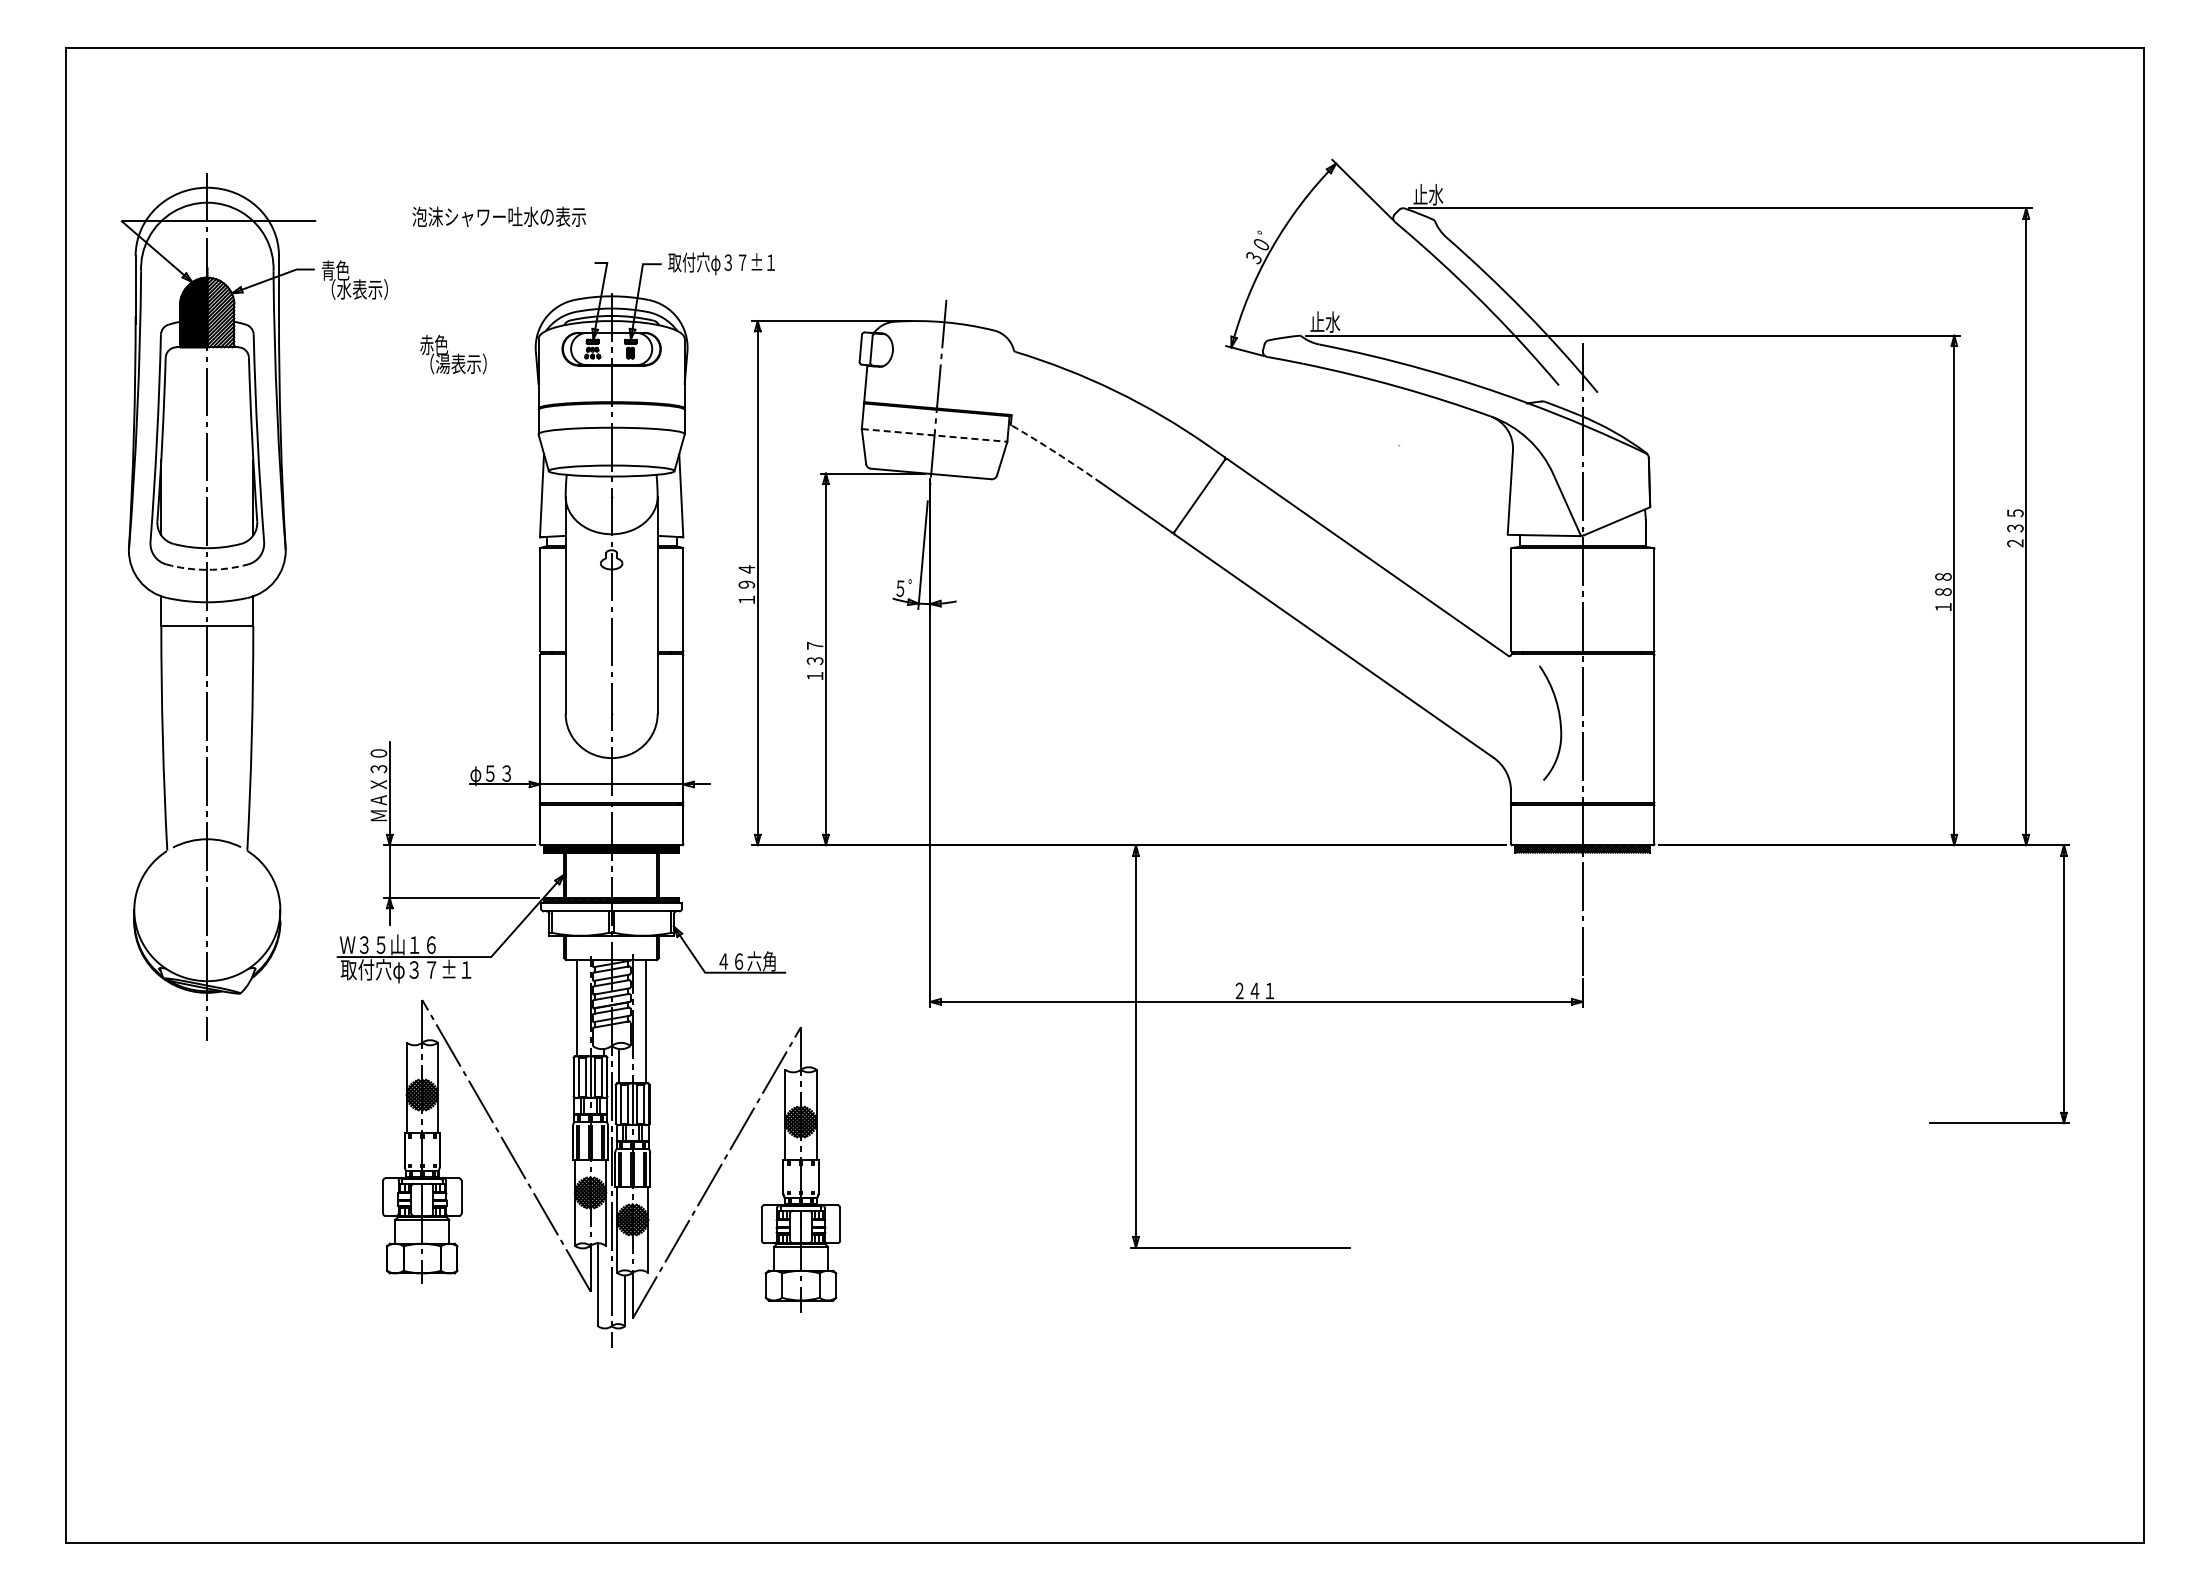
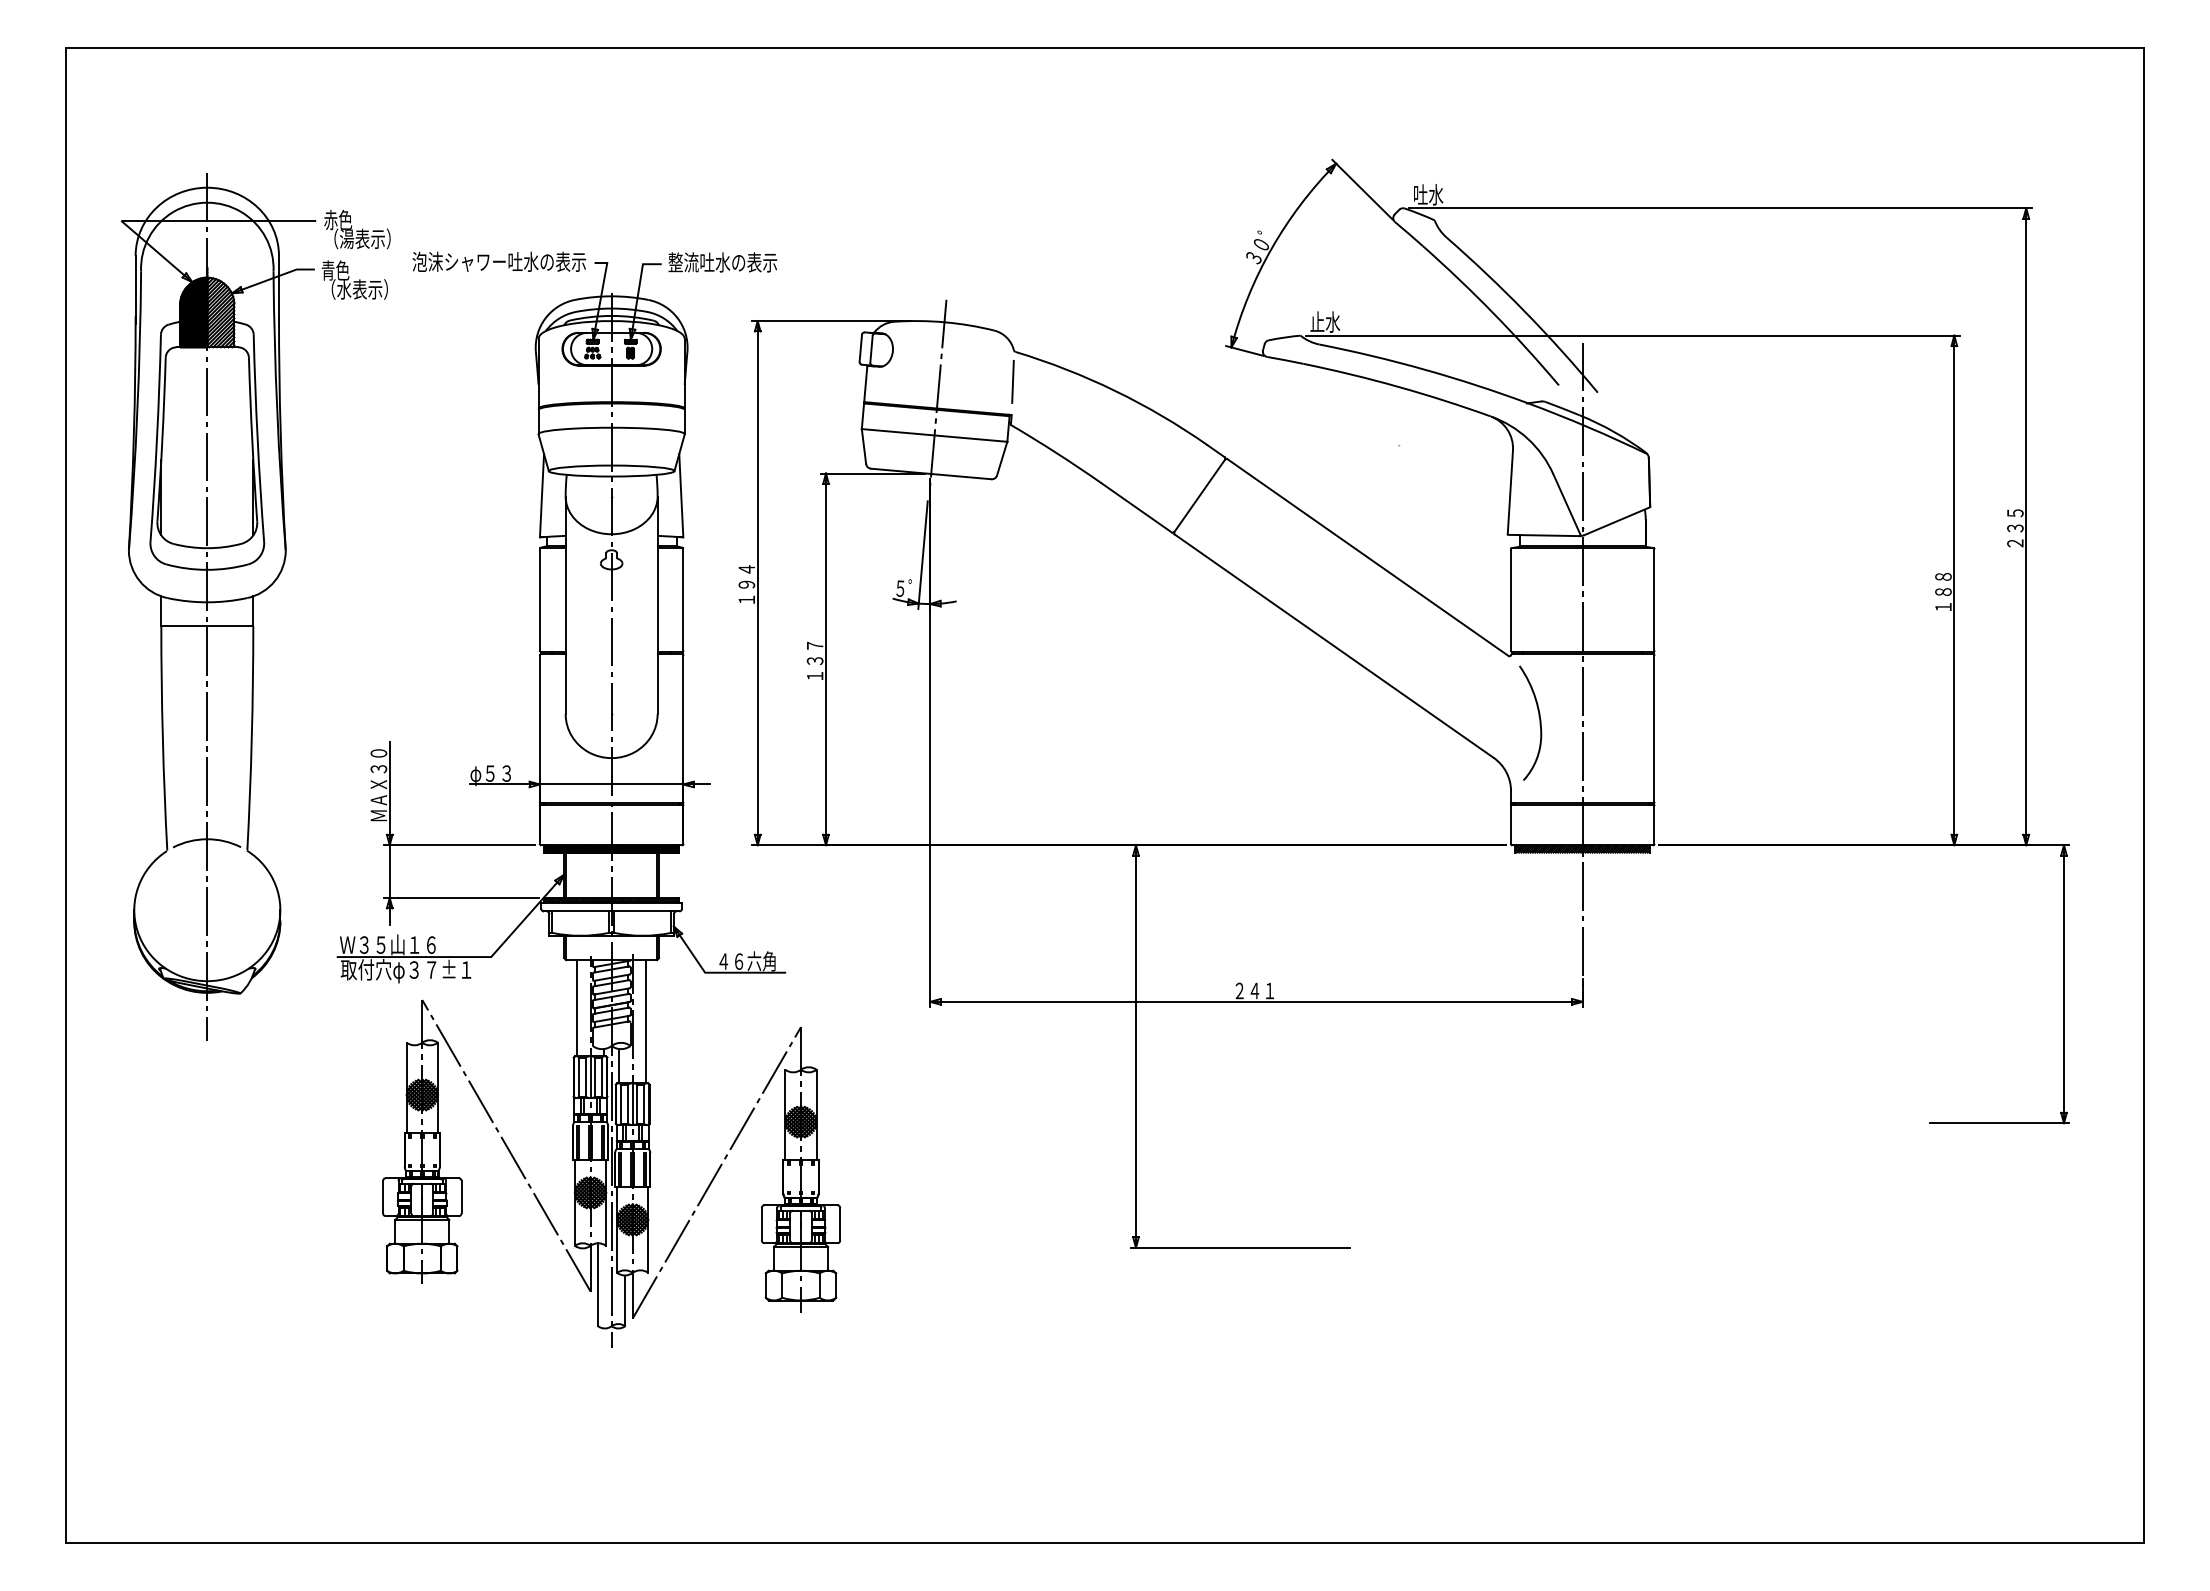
text: 止水 -> 吐水 (1420, 194)
text position: (499, 216) -> (499, 261) (499, 261)
text: 取付穴φ３７±１ -> 整流吐水の表示 (722, 263)
text position: (453, 354) -> (357, 229) (357, 229)
line: none -> present (1012, 381)
line: dashed -> solid (935, 435)
arc: dashed -> solid (1056, 453)
arc: dashed -> solid (207, 569)
part position: (1559, 722) -> (1539, 722) (1539, 722)
